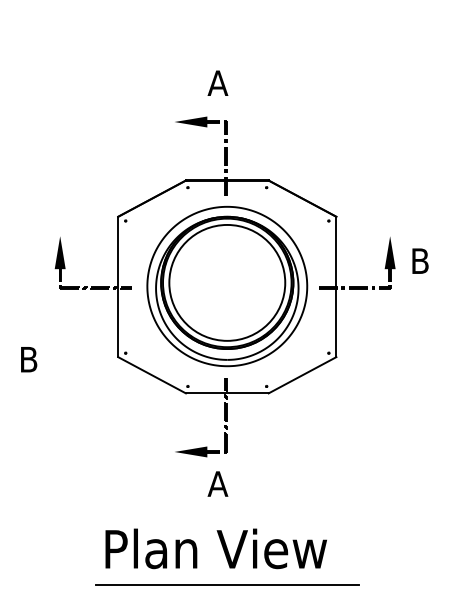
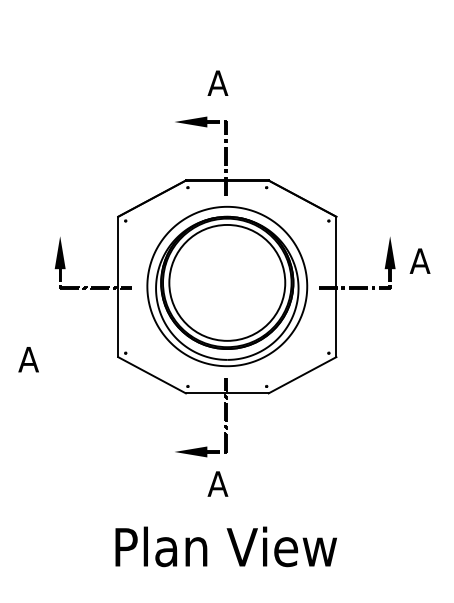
text: B -> A (419, 260)
text: B -> A (28, 359)
text position: (215, 548) -> (225, 546) (225, 546)
line: present -> none (226, 585)
